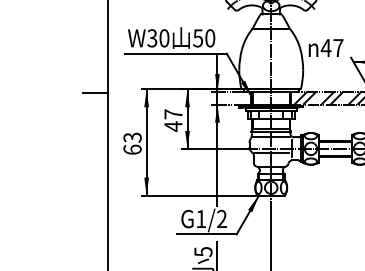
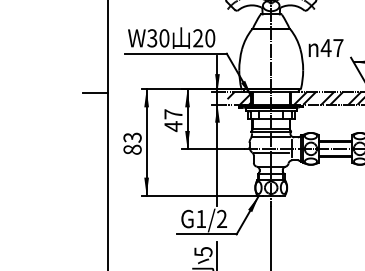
text: 50 -> 20 (198, 38)
hatch: none -> present (239, 98)
text: 63 -> 83 (132, 149)
